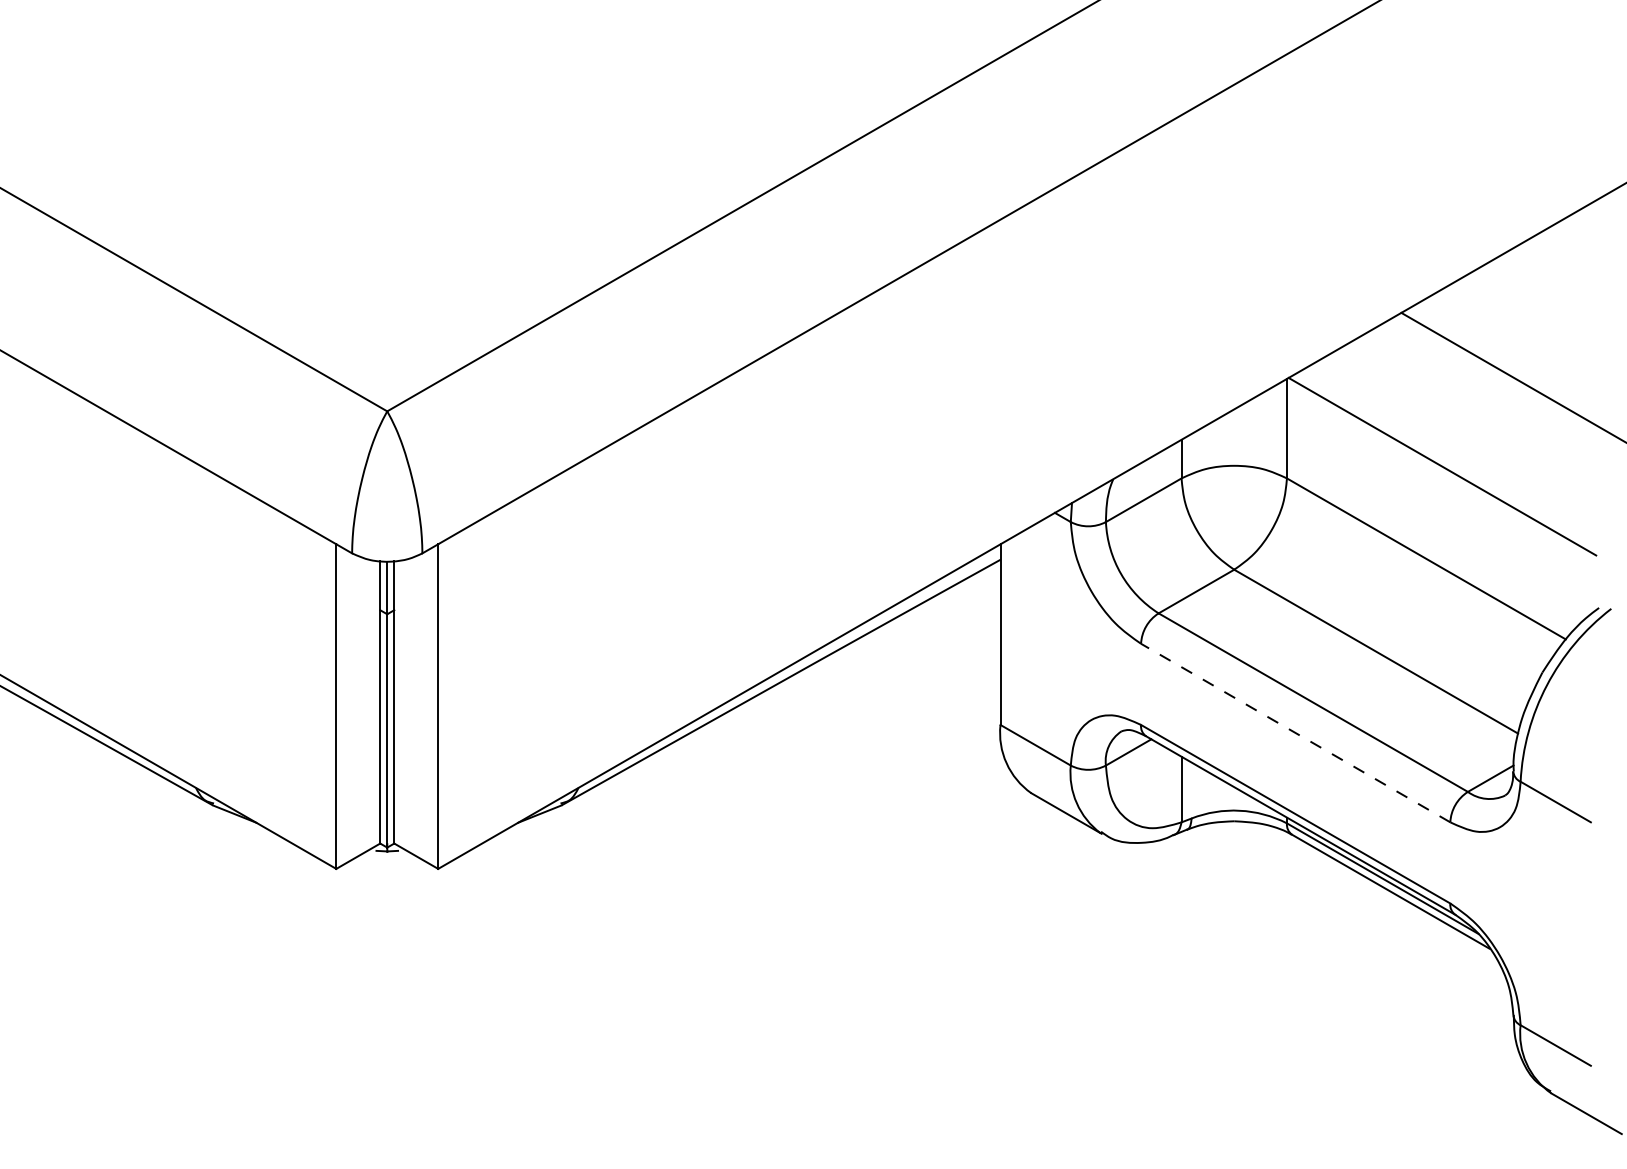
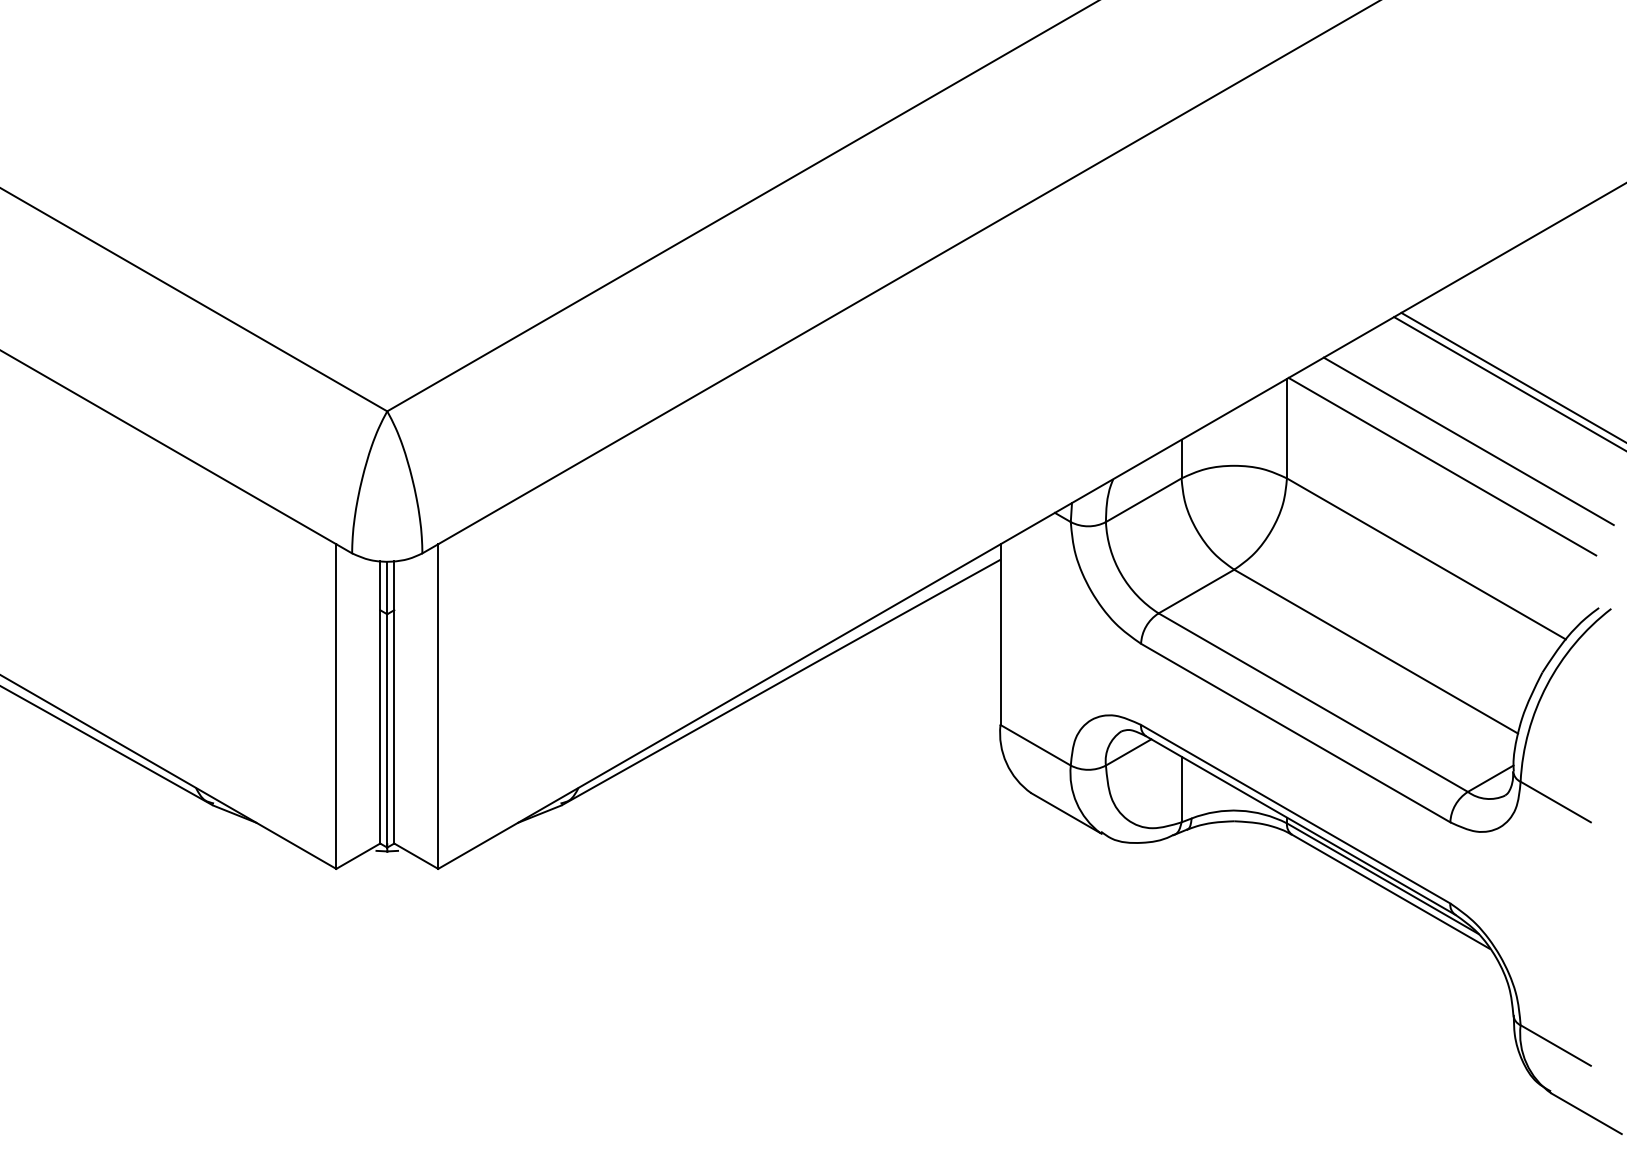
line: none -> present (1508, 383)
line: none -> present (1468, 441)
line: dashed -> solid (1295, 733)
